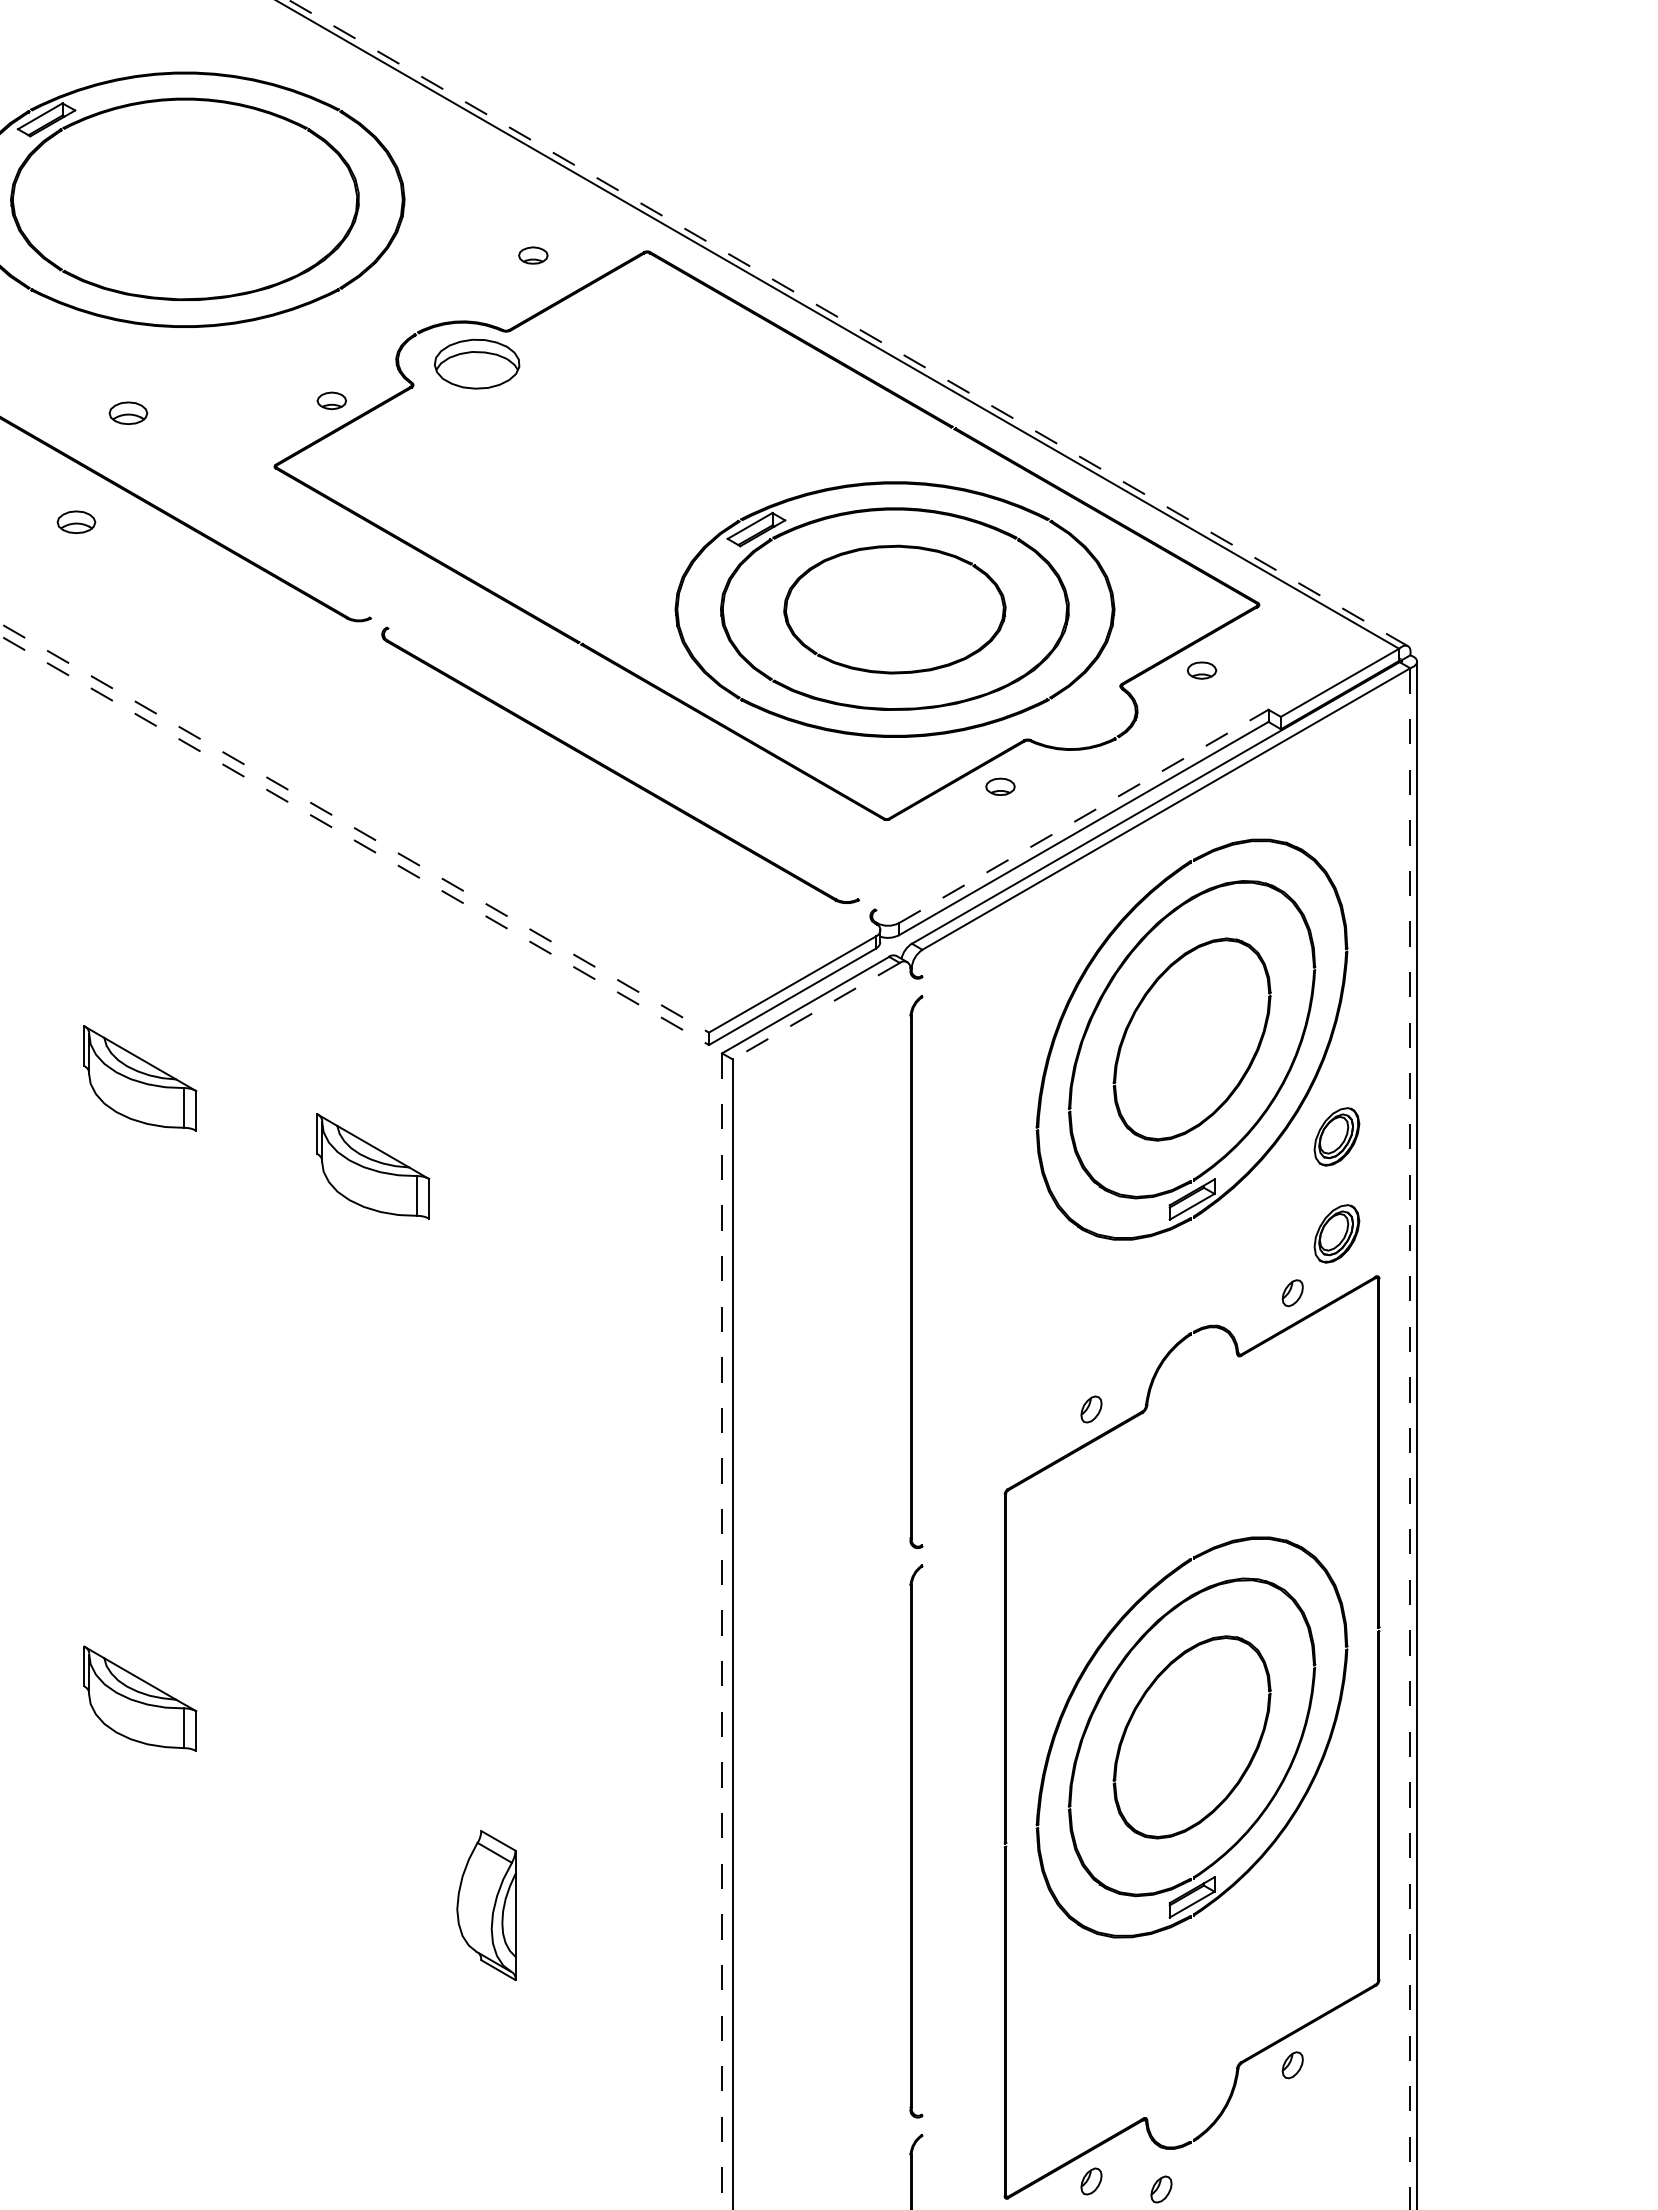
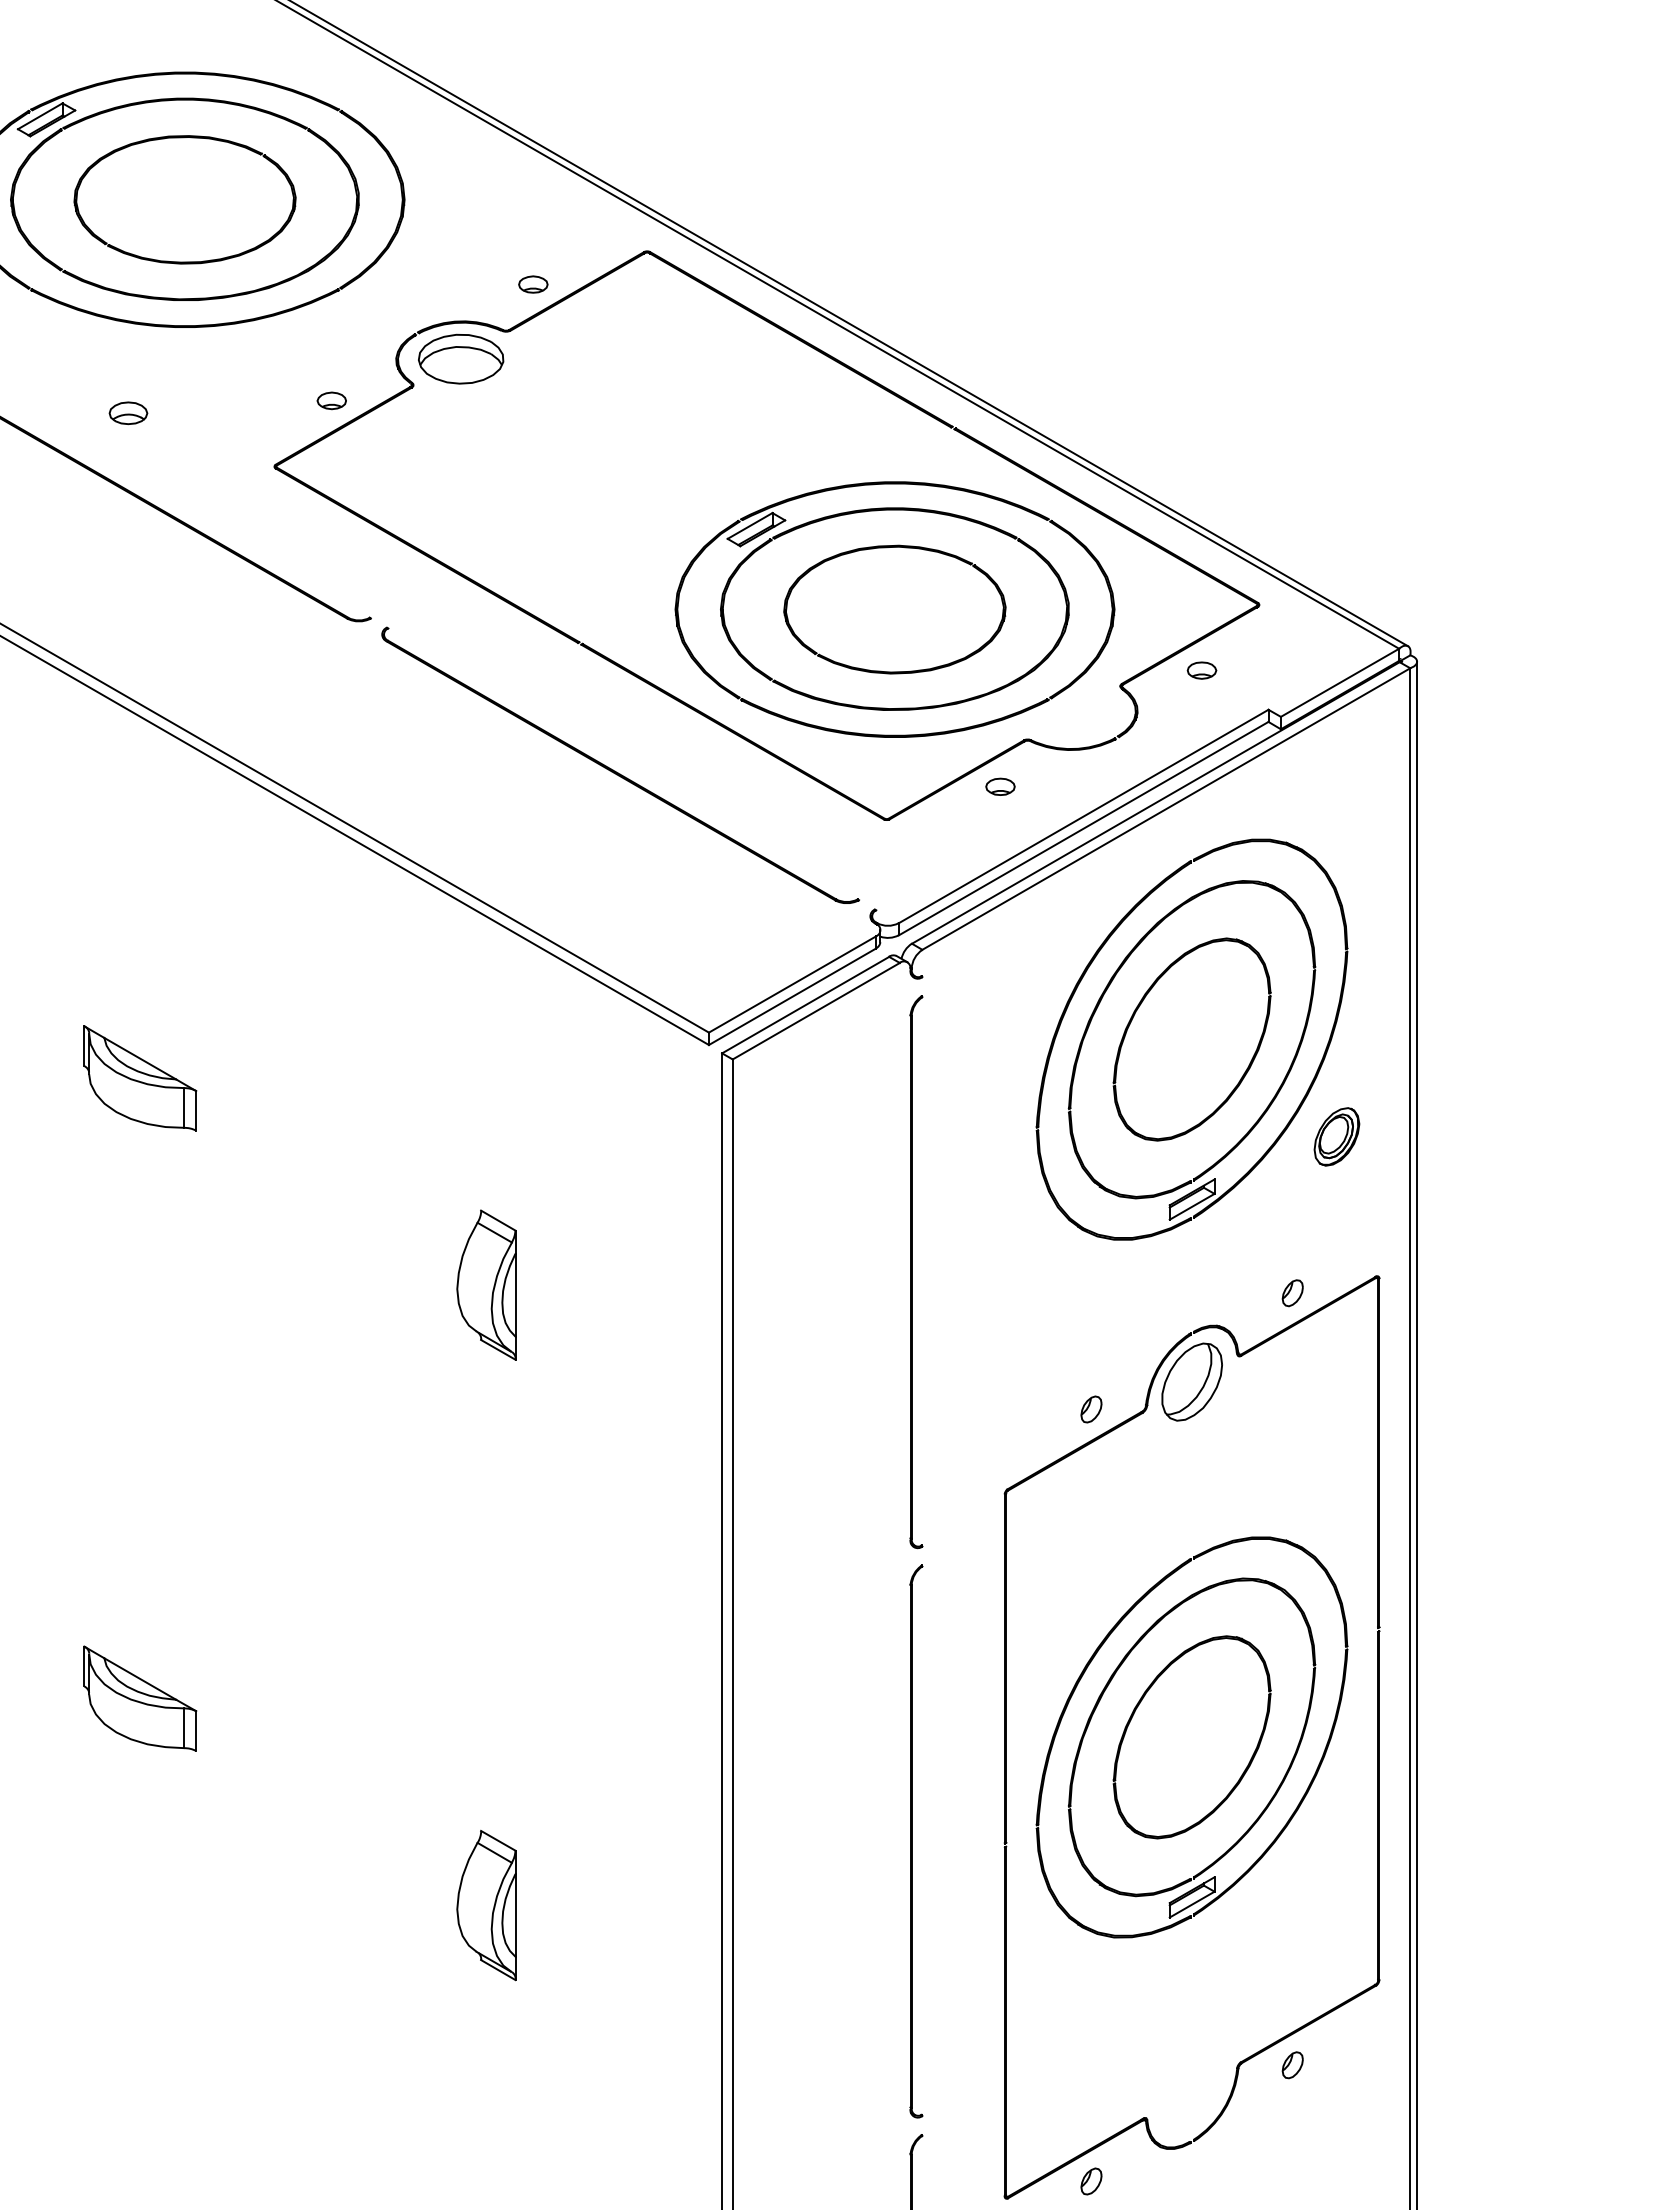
part: none -> present (184, 199)
part position: (533, 255) -> (533, 284) (533, 284)
line: dashed -> solid (848, 323)
part position: (477, 363) -> (461, 358) (461, 358)
part: present -> none (76, 522)
line: dashed -> solid (1084, 816)
line: dashed -> solid (354, 828)
line: dashed -> solid (354, 840)
line: dashed -> solid (815, 1011)
part: present -> none (373, 1166)
part: present -> none (1336, 1233)
part: none -> present (486, 1284)
part: none -> present (1191, 1381)
line: dashed -> solid (1410, 1439)
line: dashed -> solid (722, 1631)
part: present -> none (1161, 2189)
